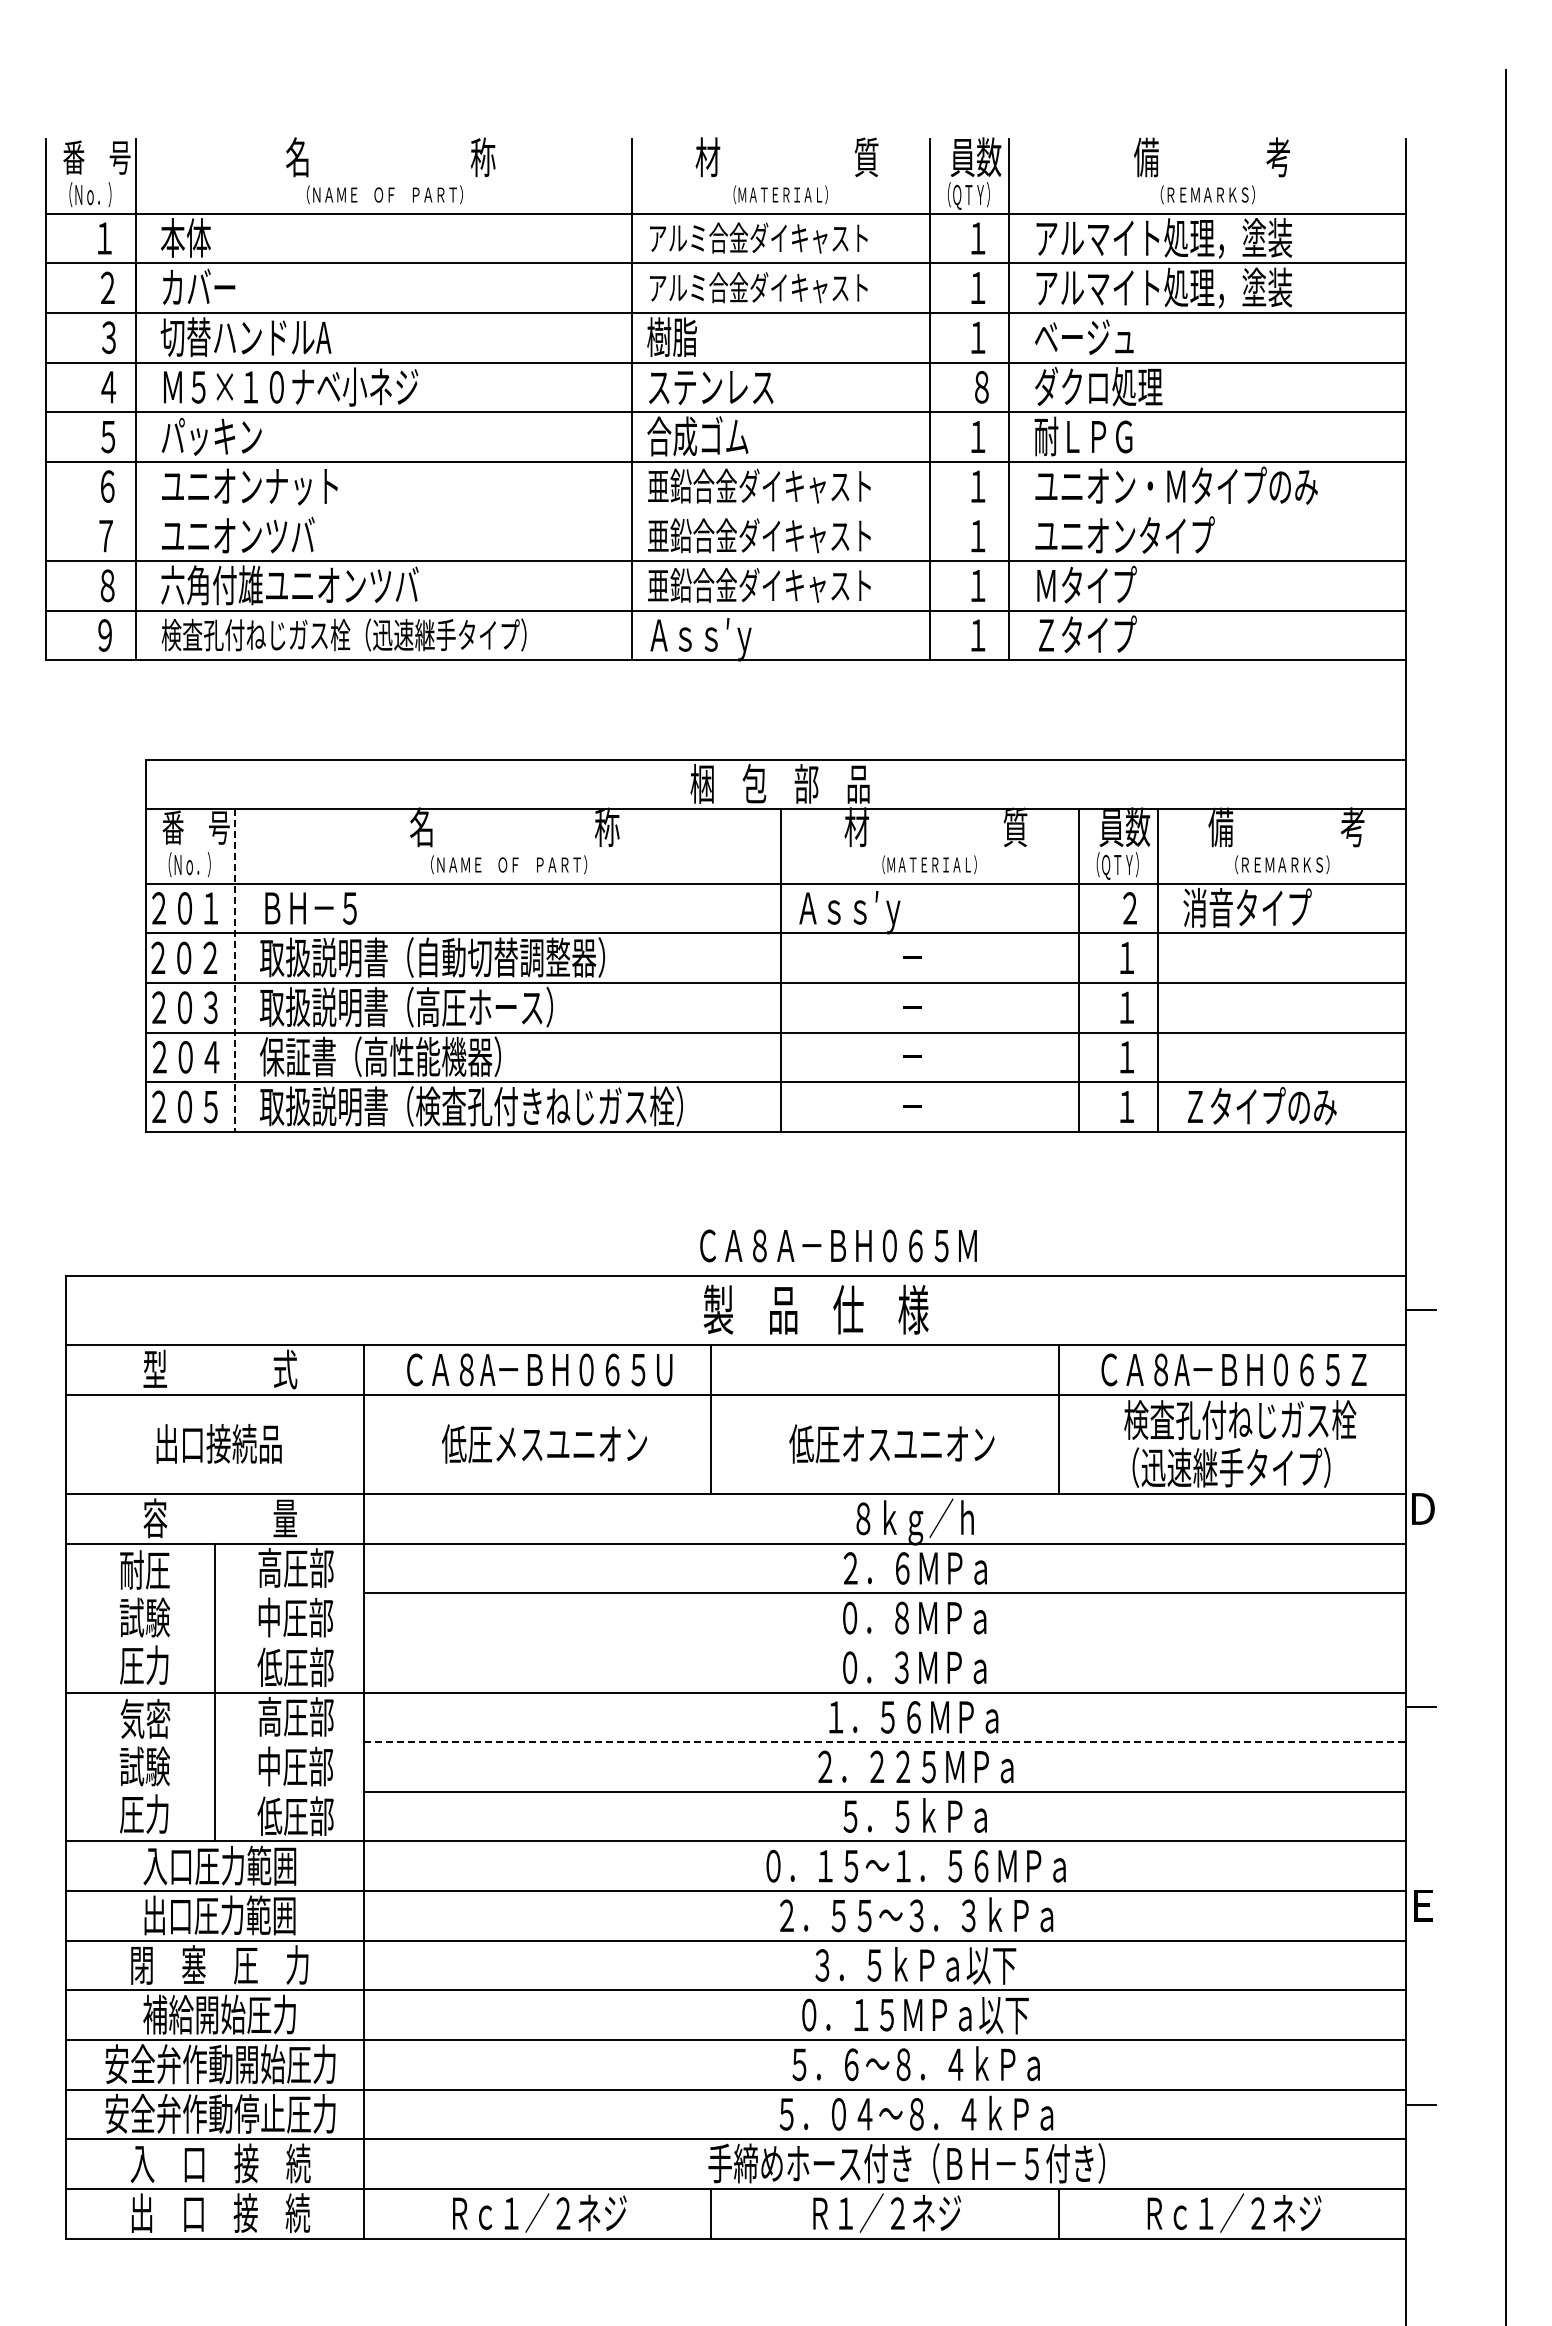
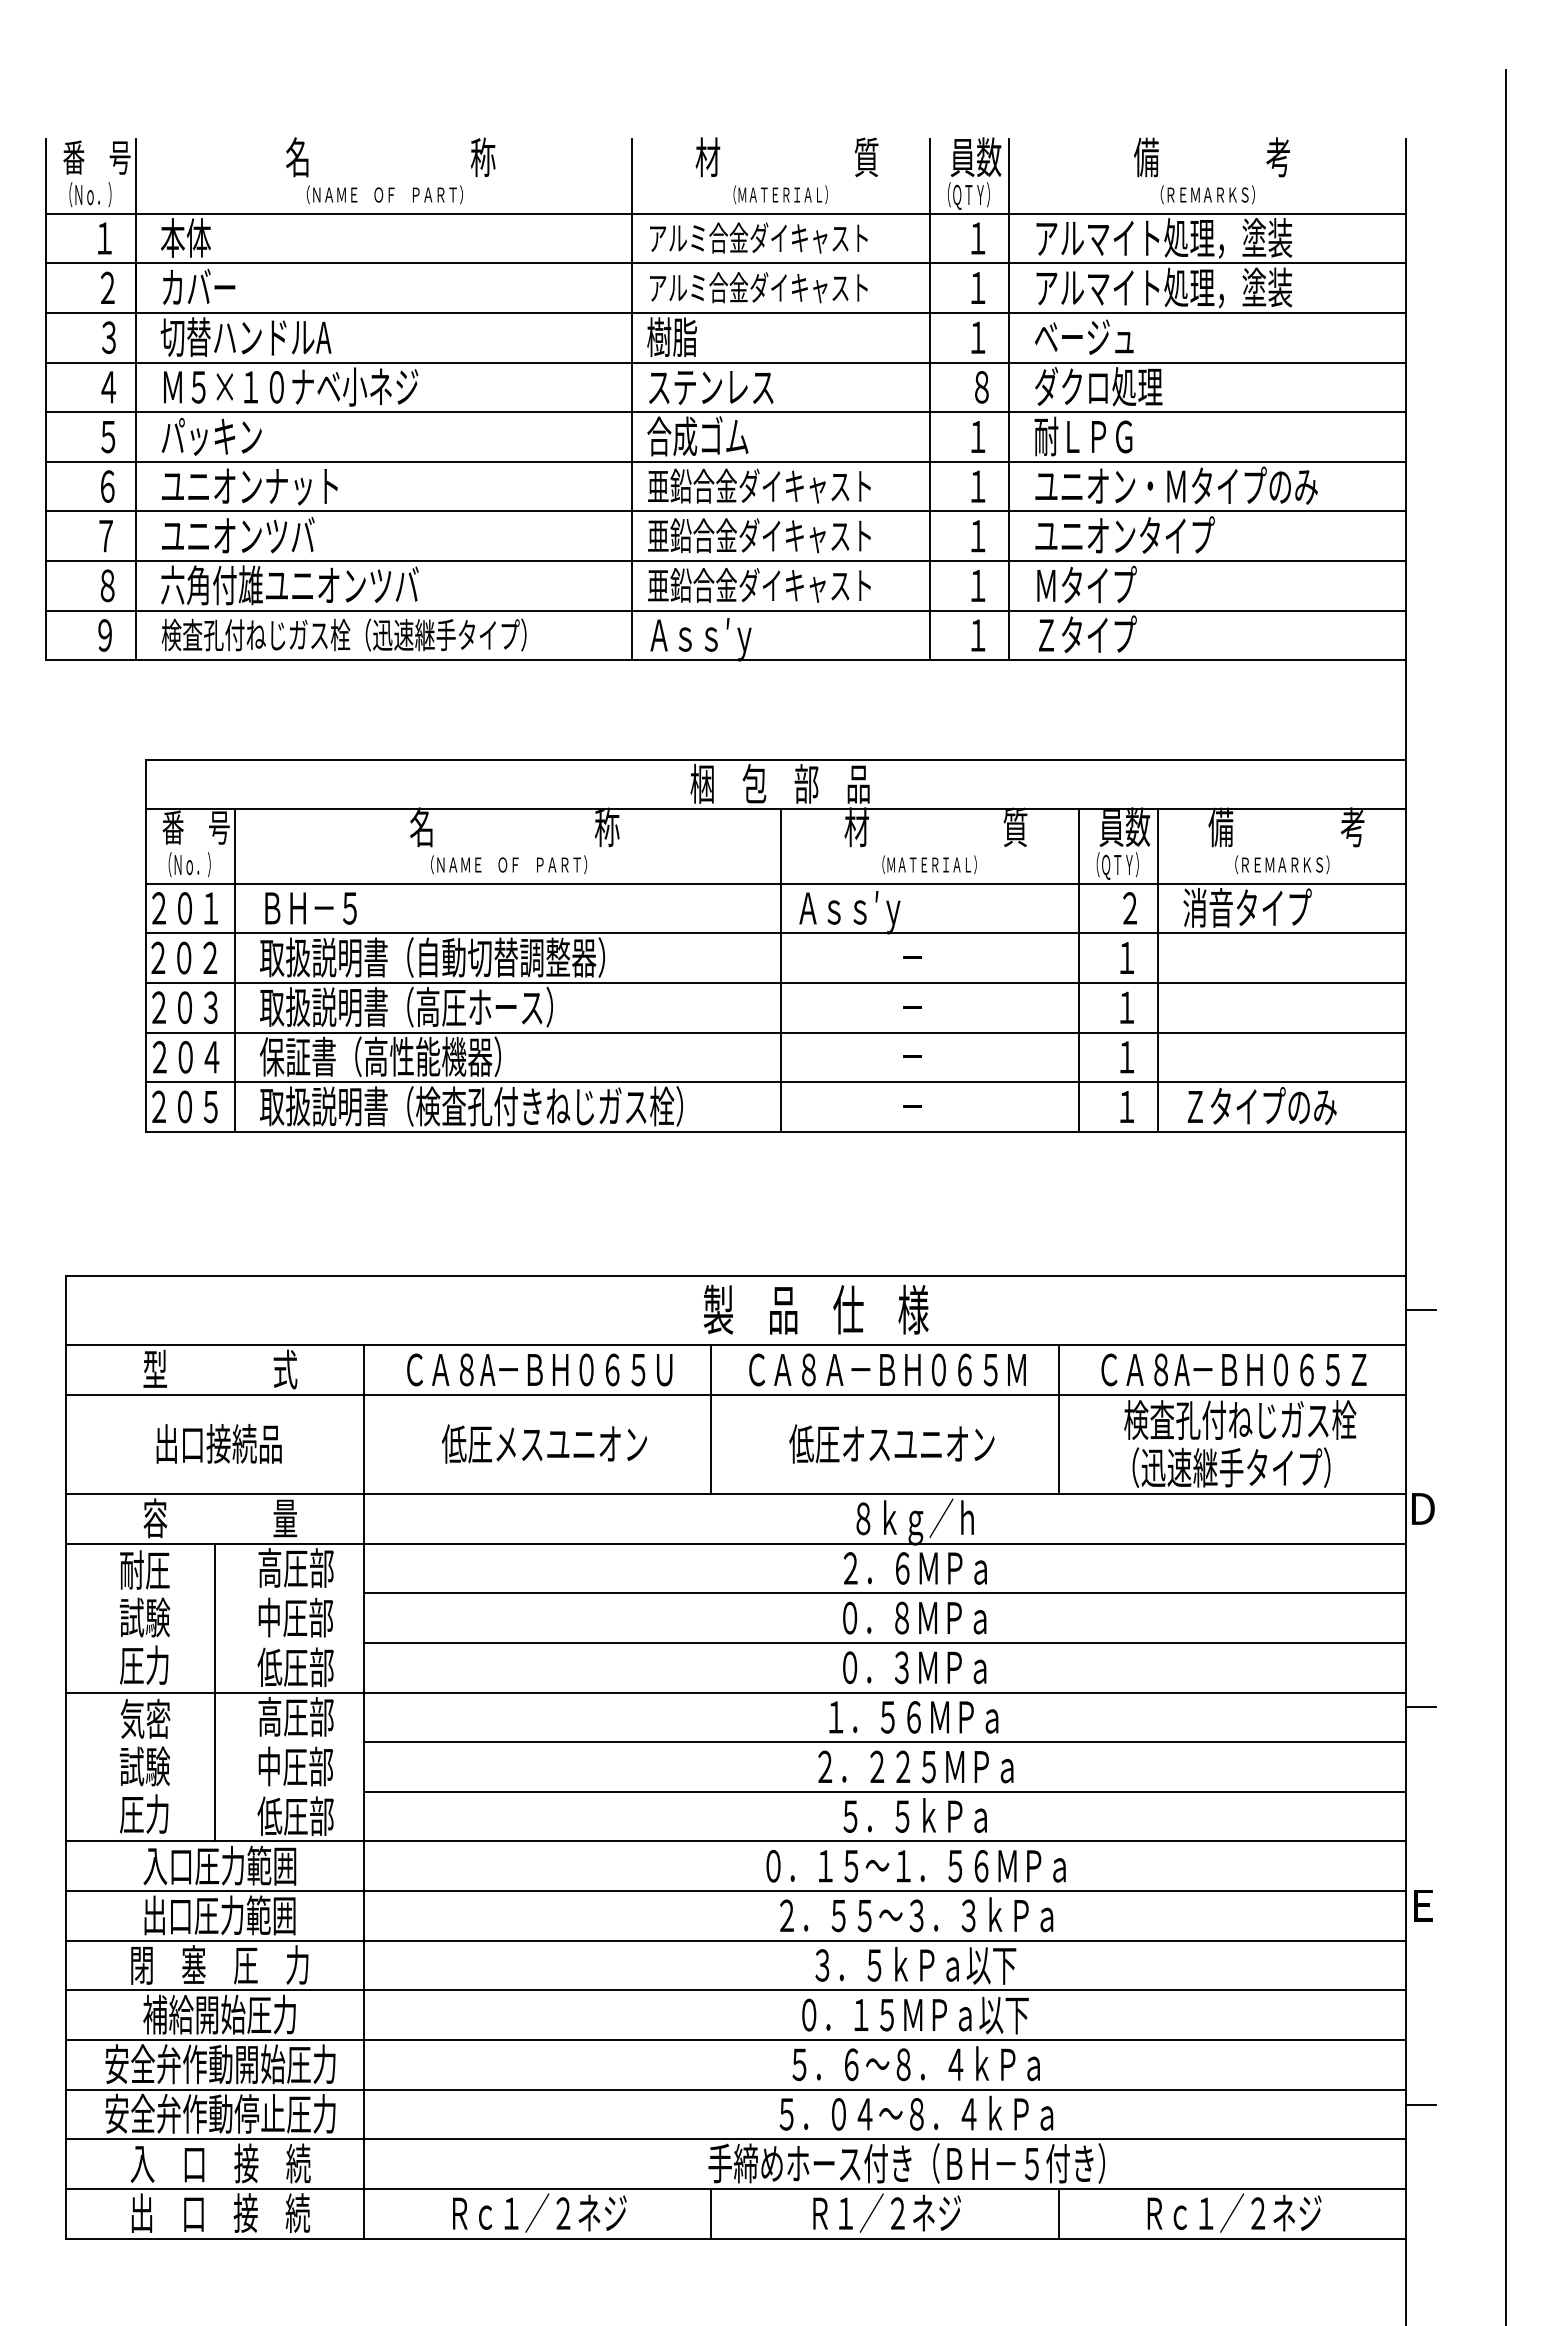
line: none -> present (726, 511)
line: dashed -> solid (235, 971)
text position: (838, 1245) -> (887, 1369) (887, 1369)
line: none -> present (885, 1642)
line: dashed -> solid (885, 1742)
